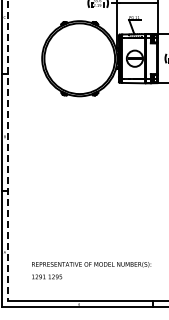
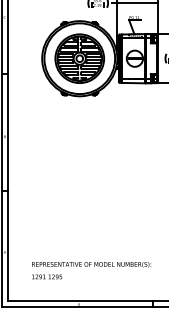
part: none -> present (79, 58)
line: dashed -> solid (8, 151)
